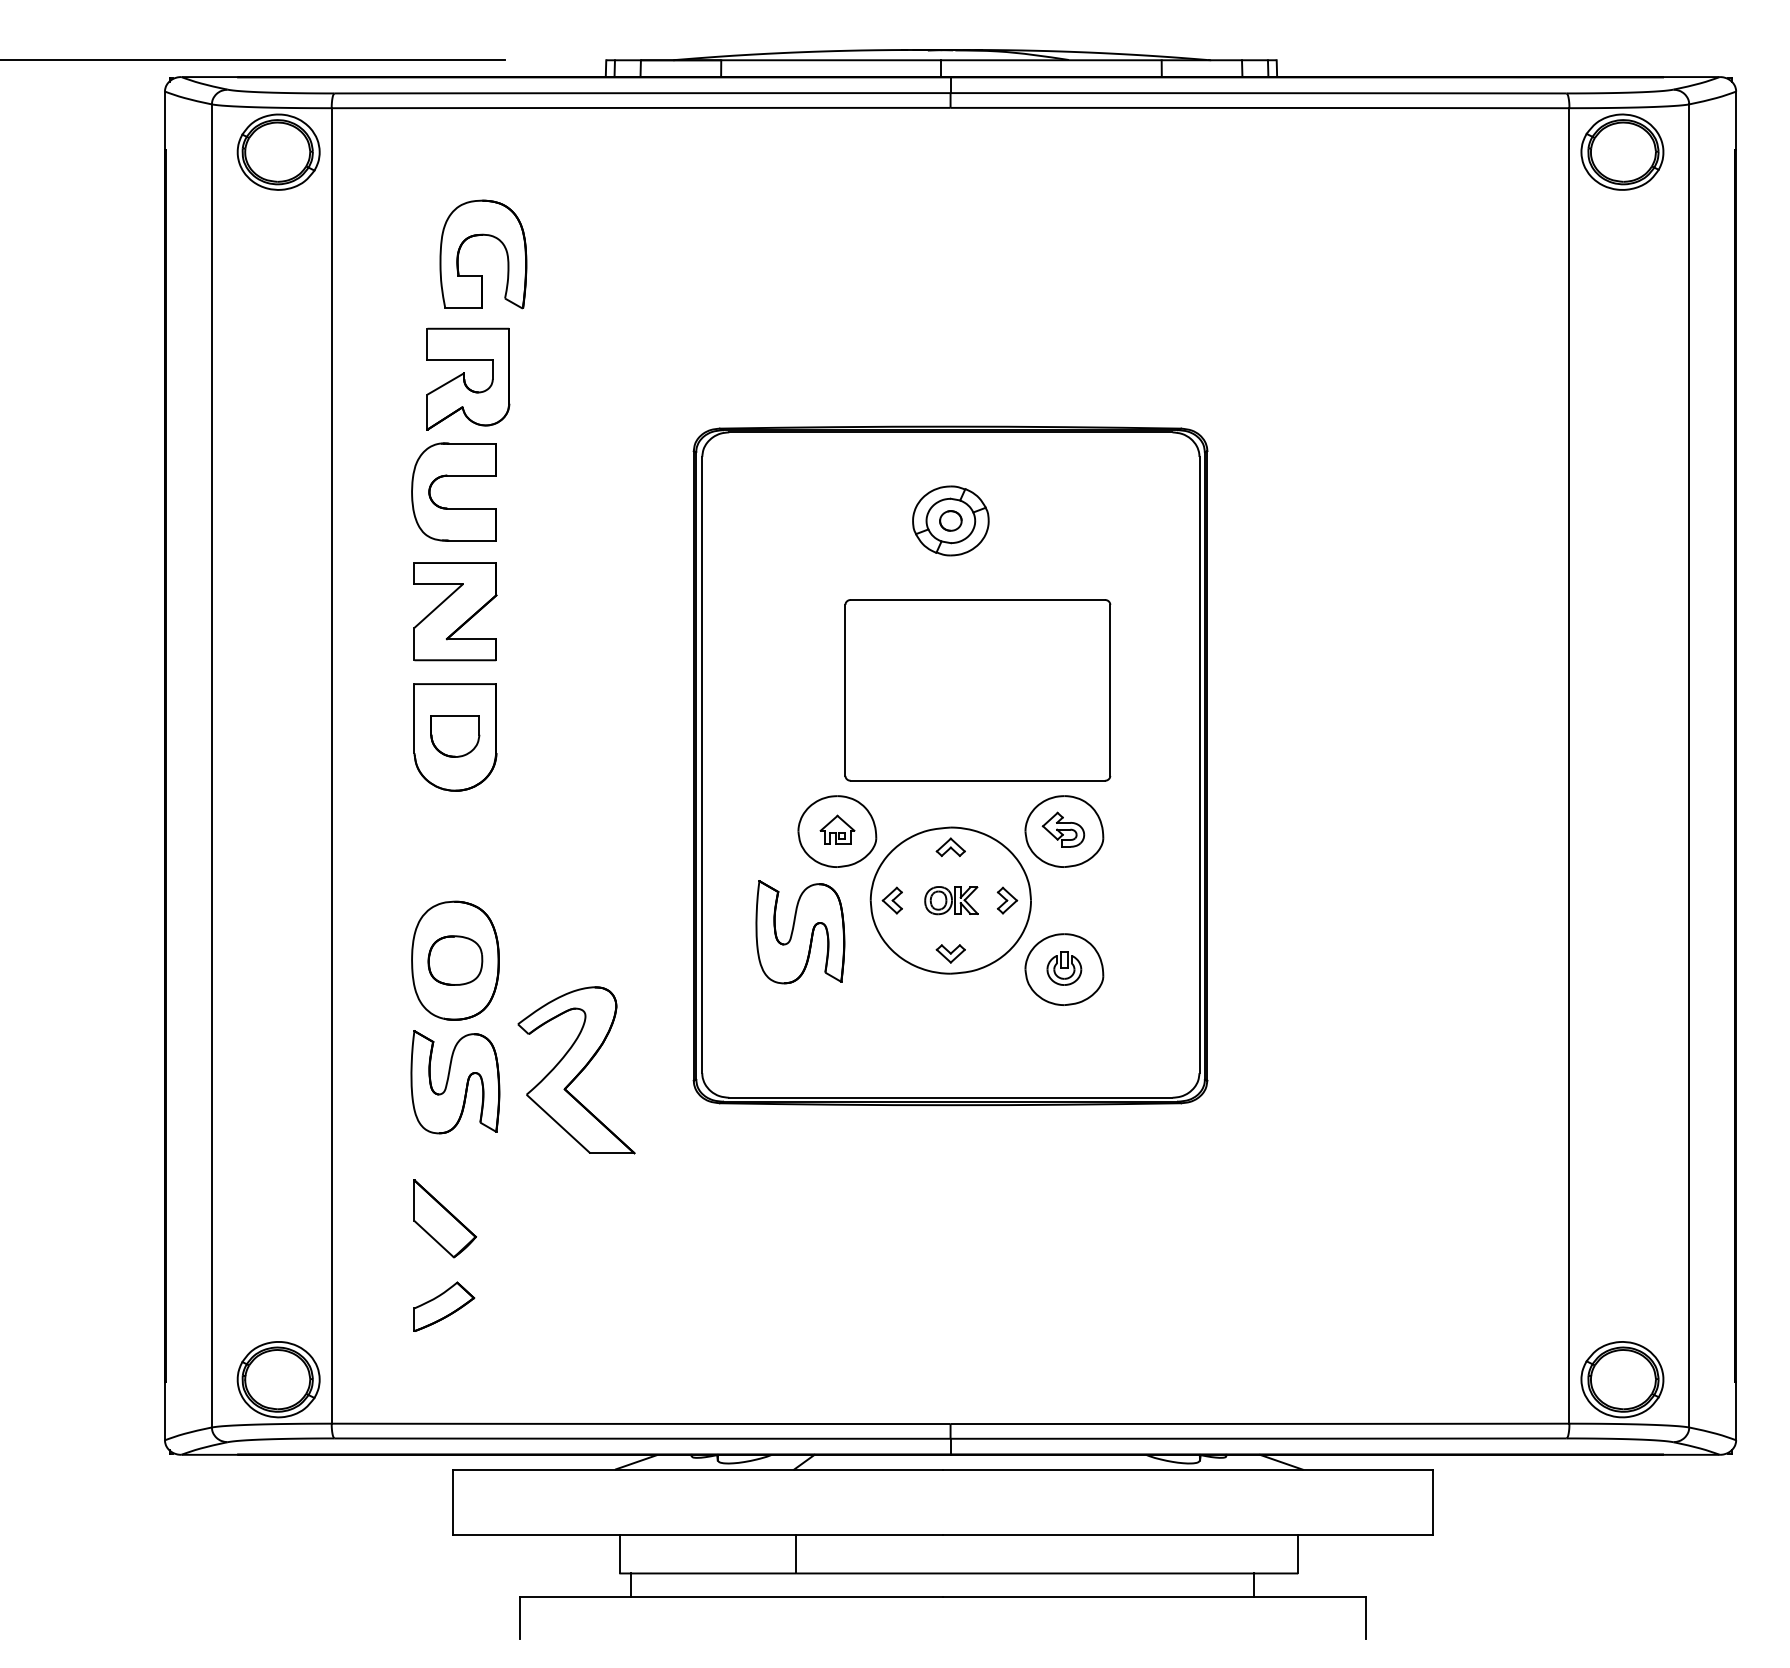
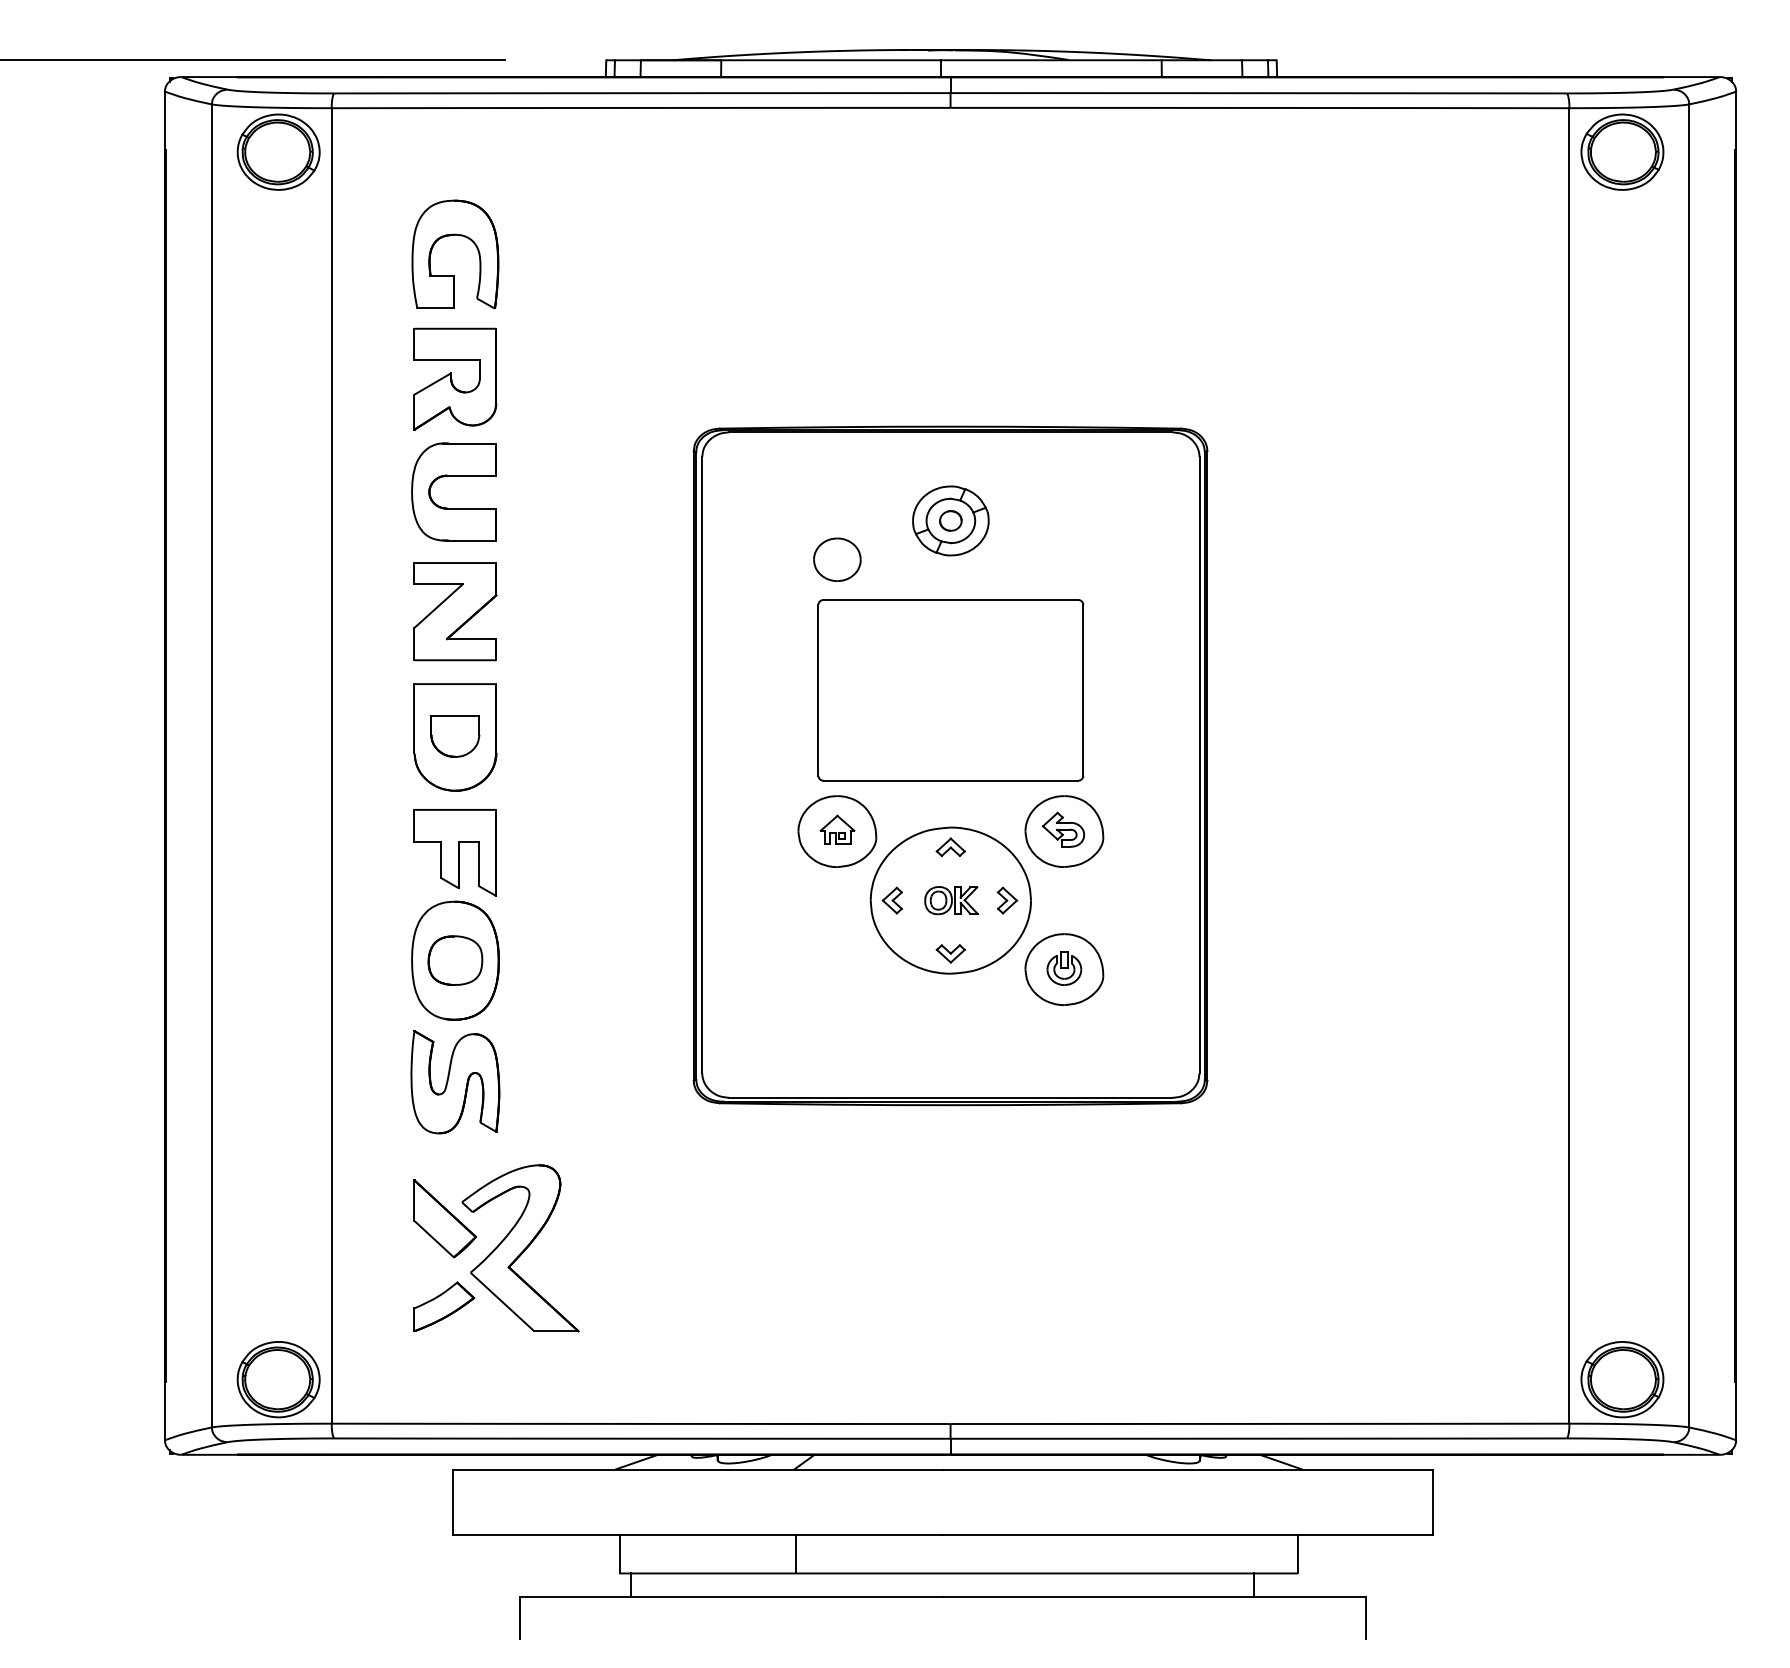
part position: (478, 236) -> (450, 236) (450, 236)
part position: (468, 378) -> (455, 378) (455, 378)
part: none -> present (837, 559)
part position: (977, 690) -> (950, 690) (950, 690)
part: none -> present (454, 852)
part: present -> none (800, 932)
part position: (576, 1070) -> (520, 1248) (520, 1248)
